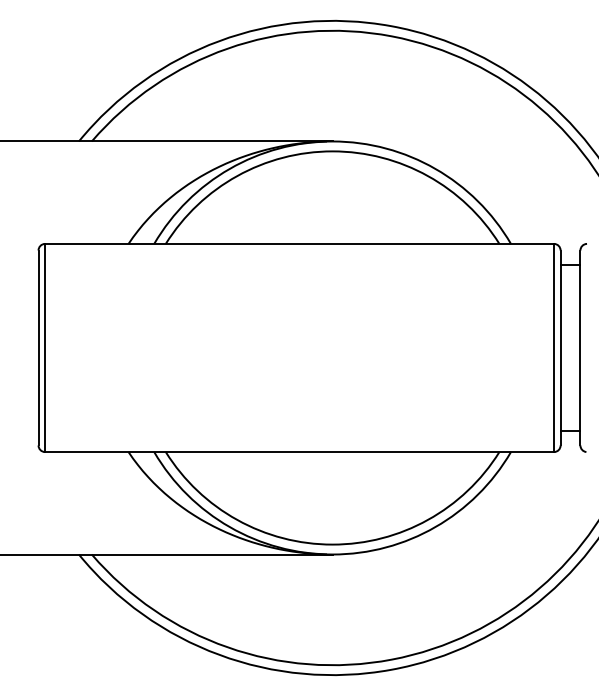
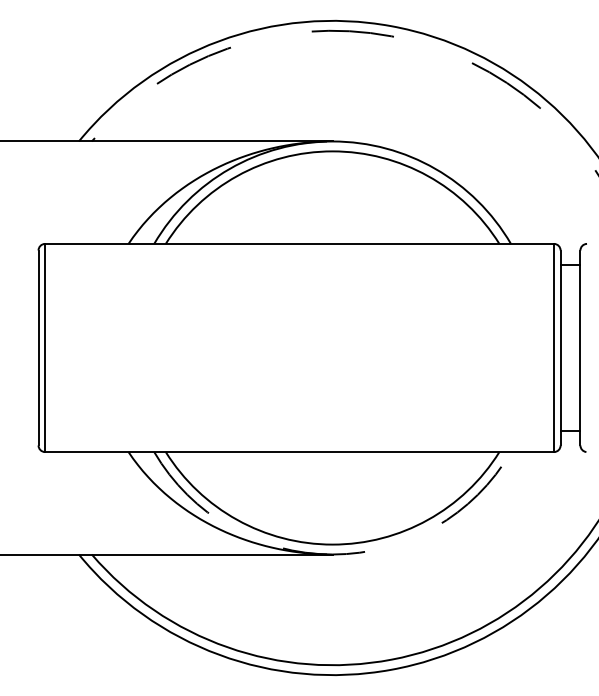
arc: solid -> dashed (353, 31)
arc: solid -> dashed (332, 554)
